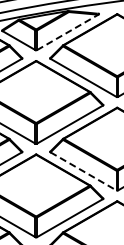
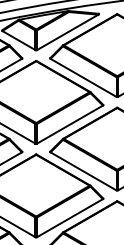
line: dashed -> solid (68, 32)
line: dashed -> solid (83, 171)
